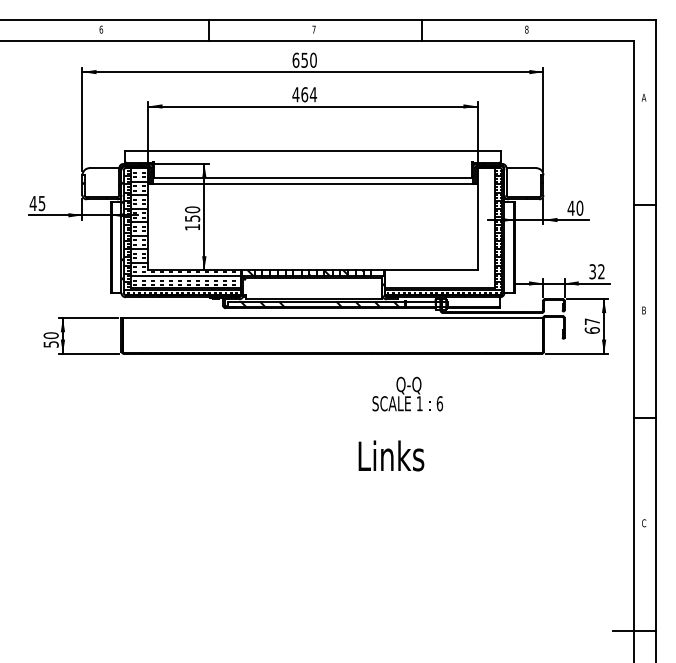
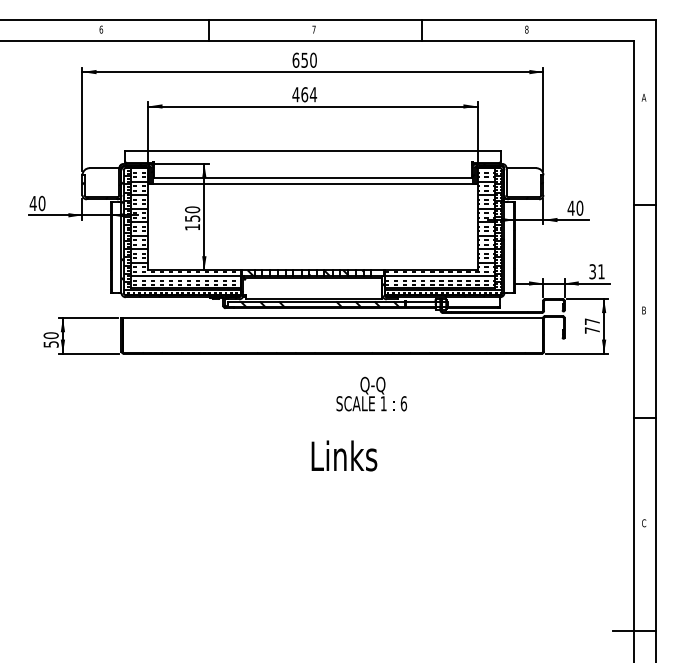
text: 45 -> 40 (41, 203)
hatch: none -> present (439, 226)
text: 32 -> 31 (601, 271)
text: 67 -> 77 (591, 330)
text position: (407, 393) -> (371, 393) (371, 393)
text position: (391, 455) -> (344, 455) (344, 455)
